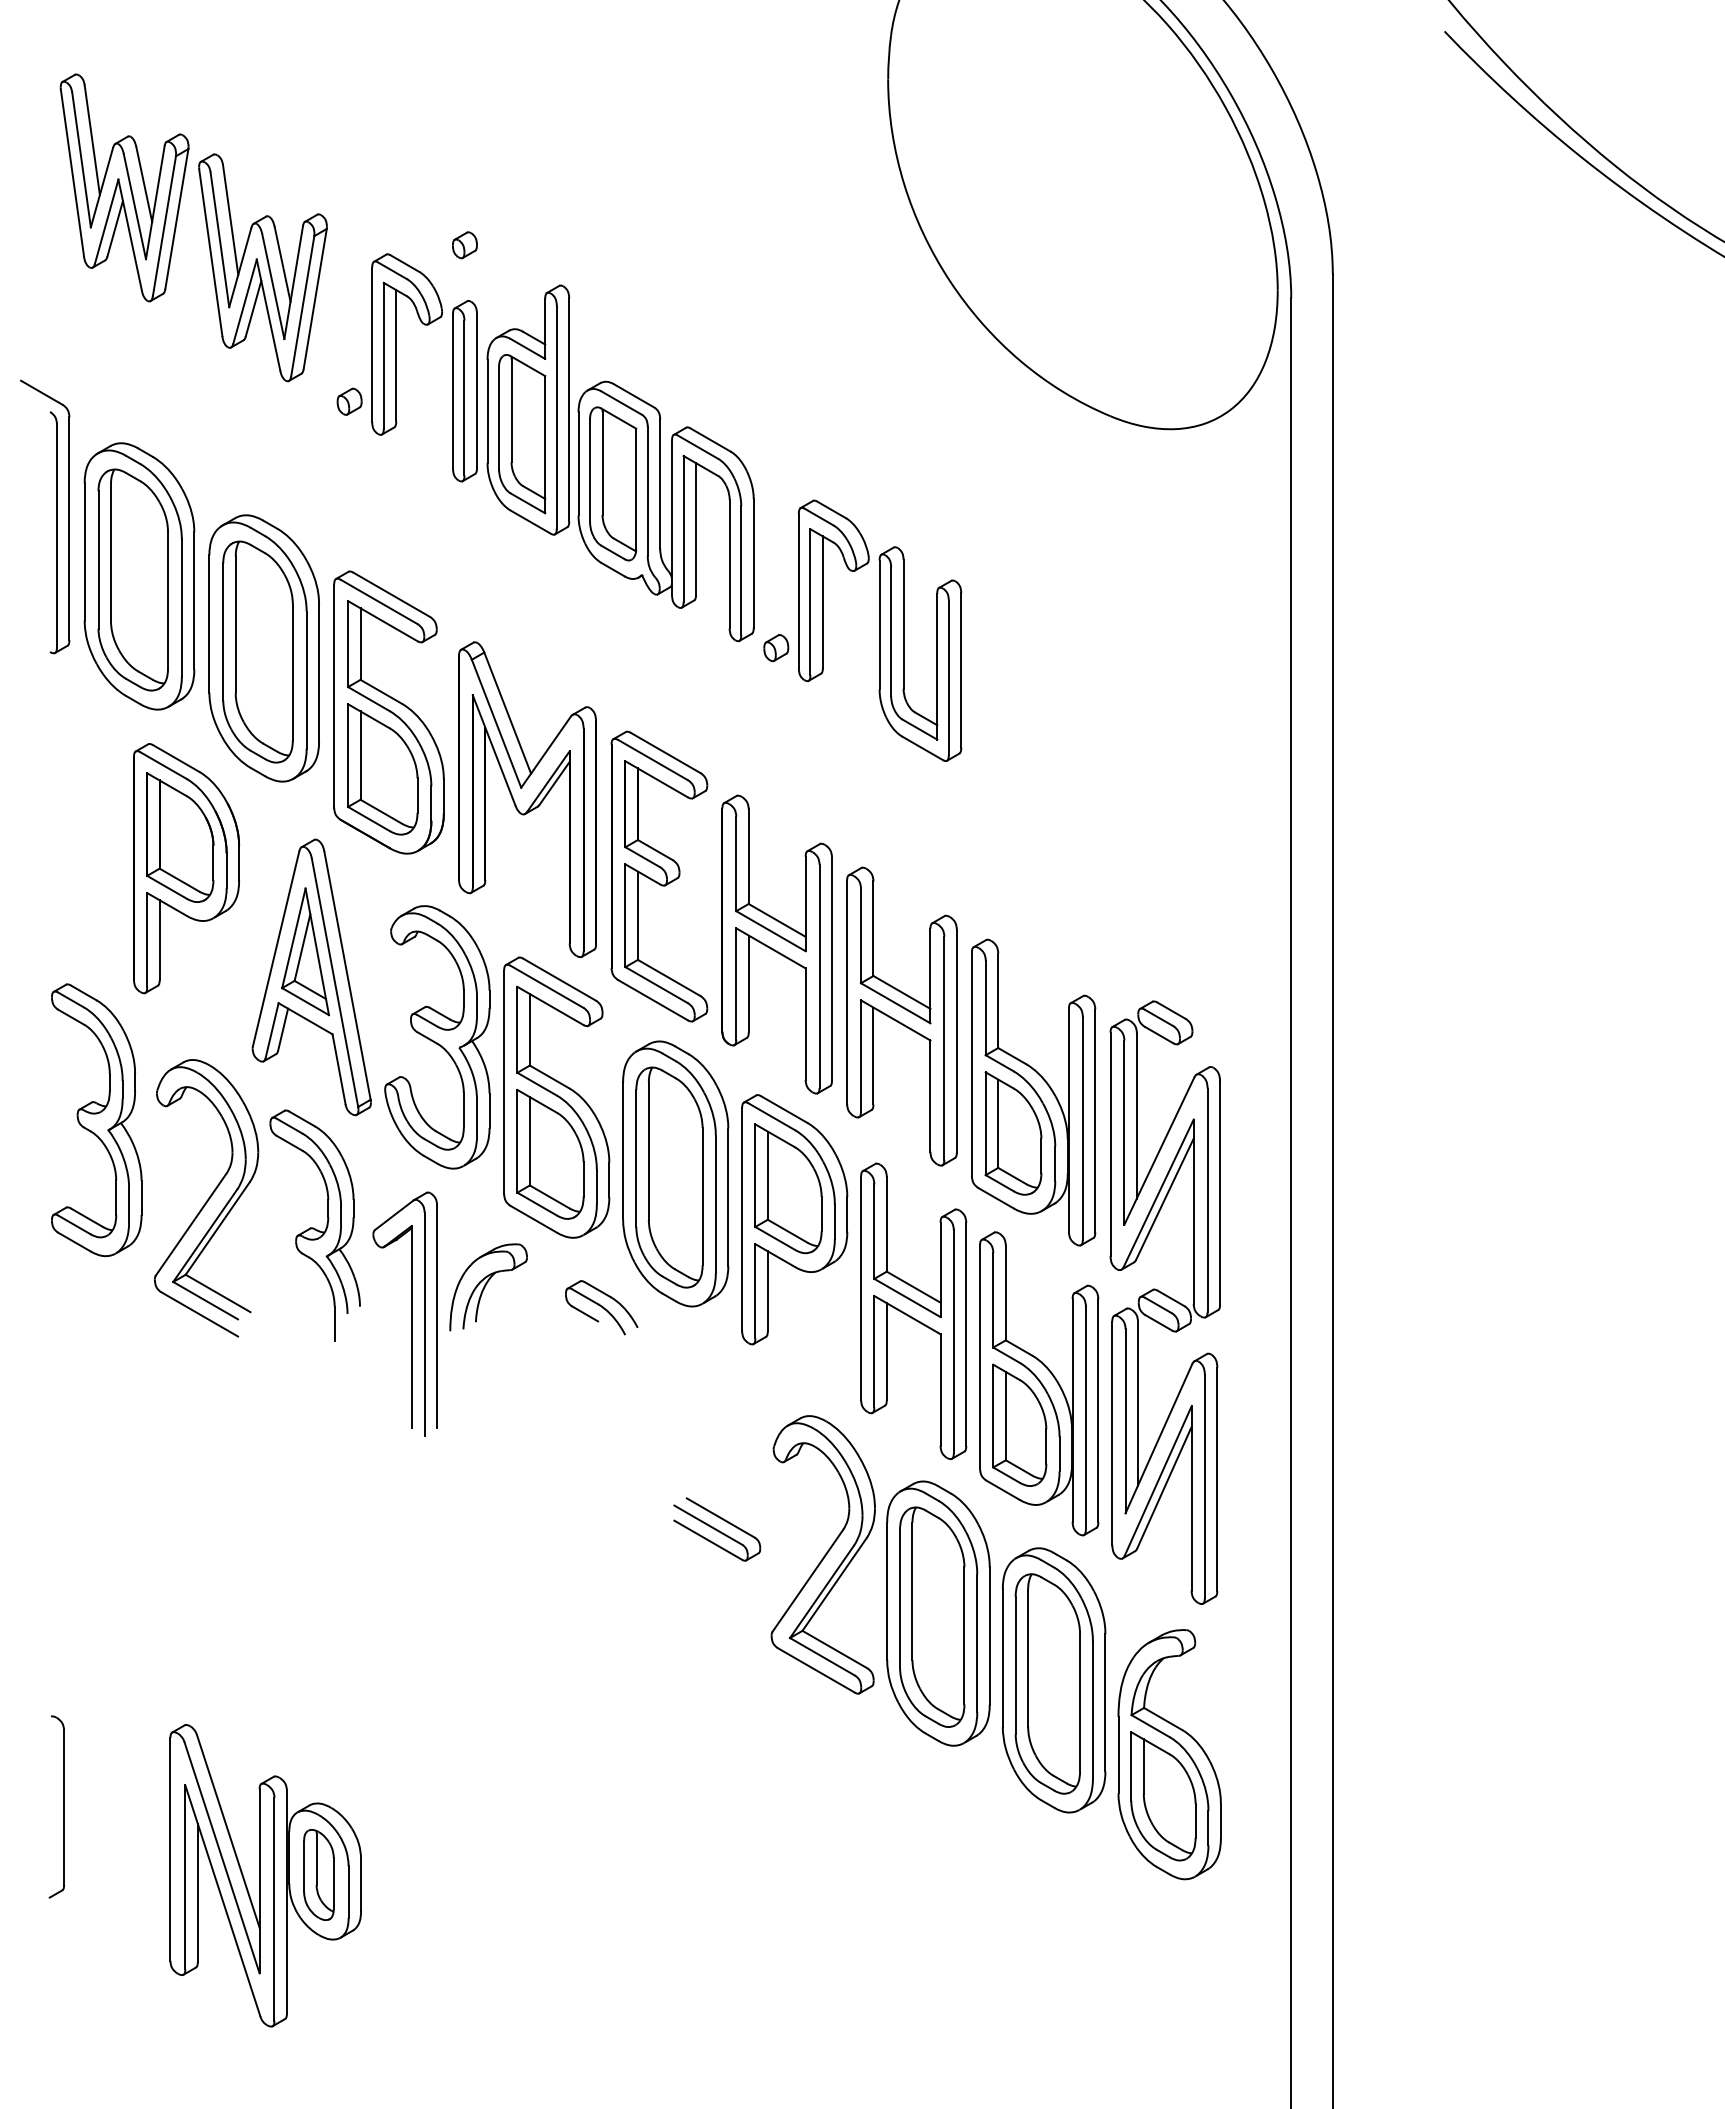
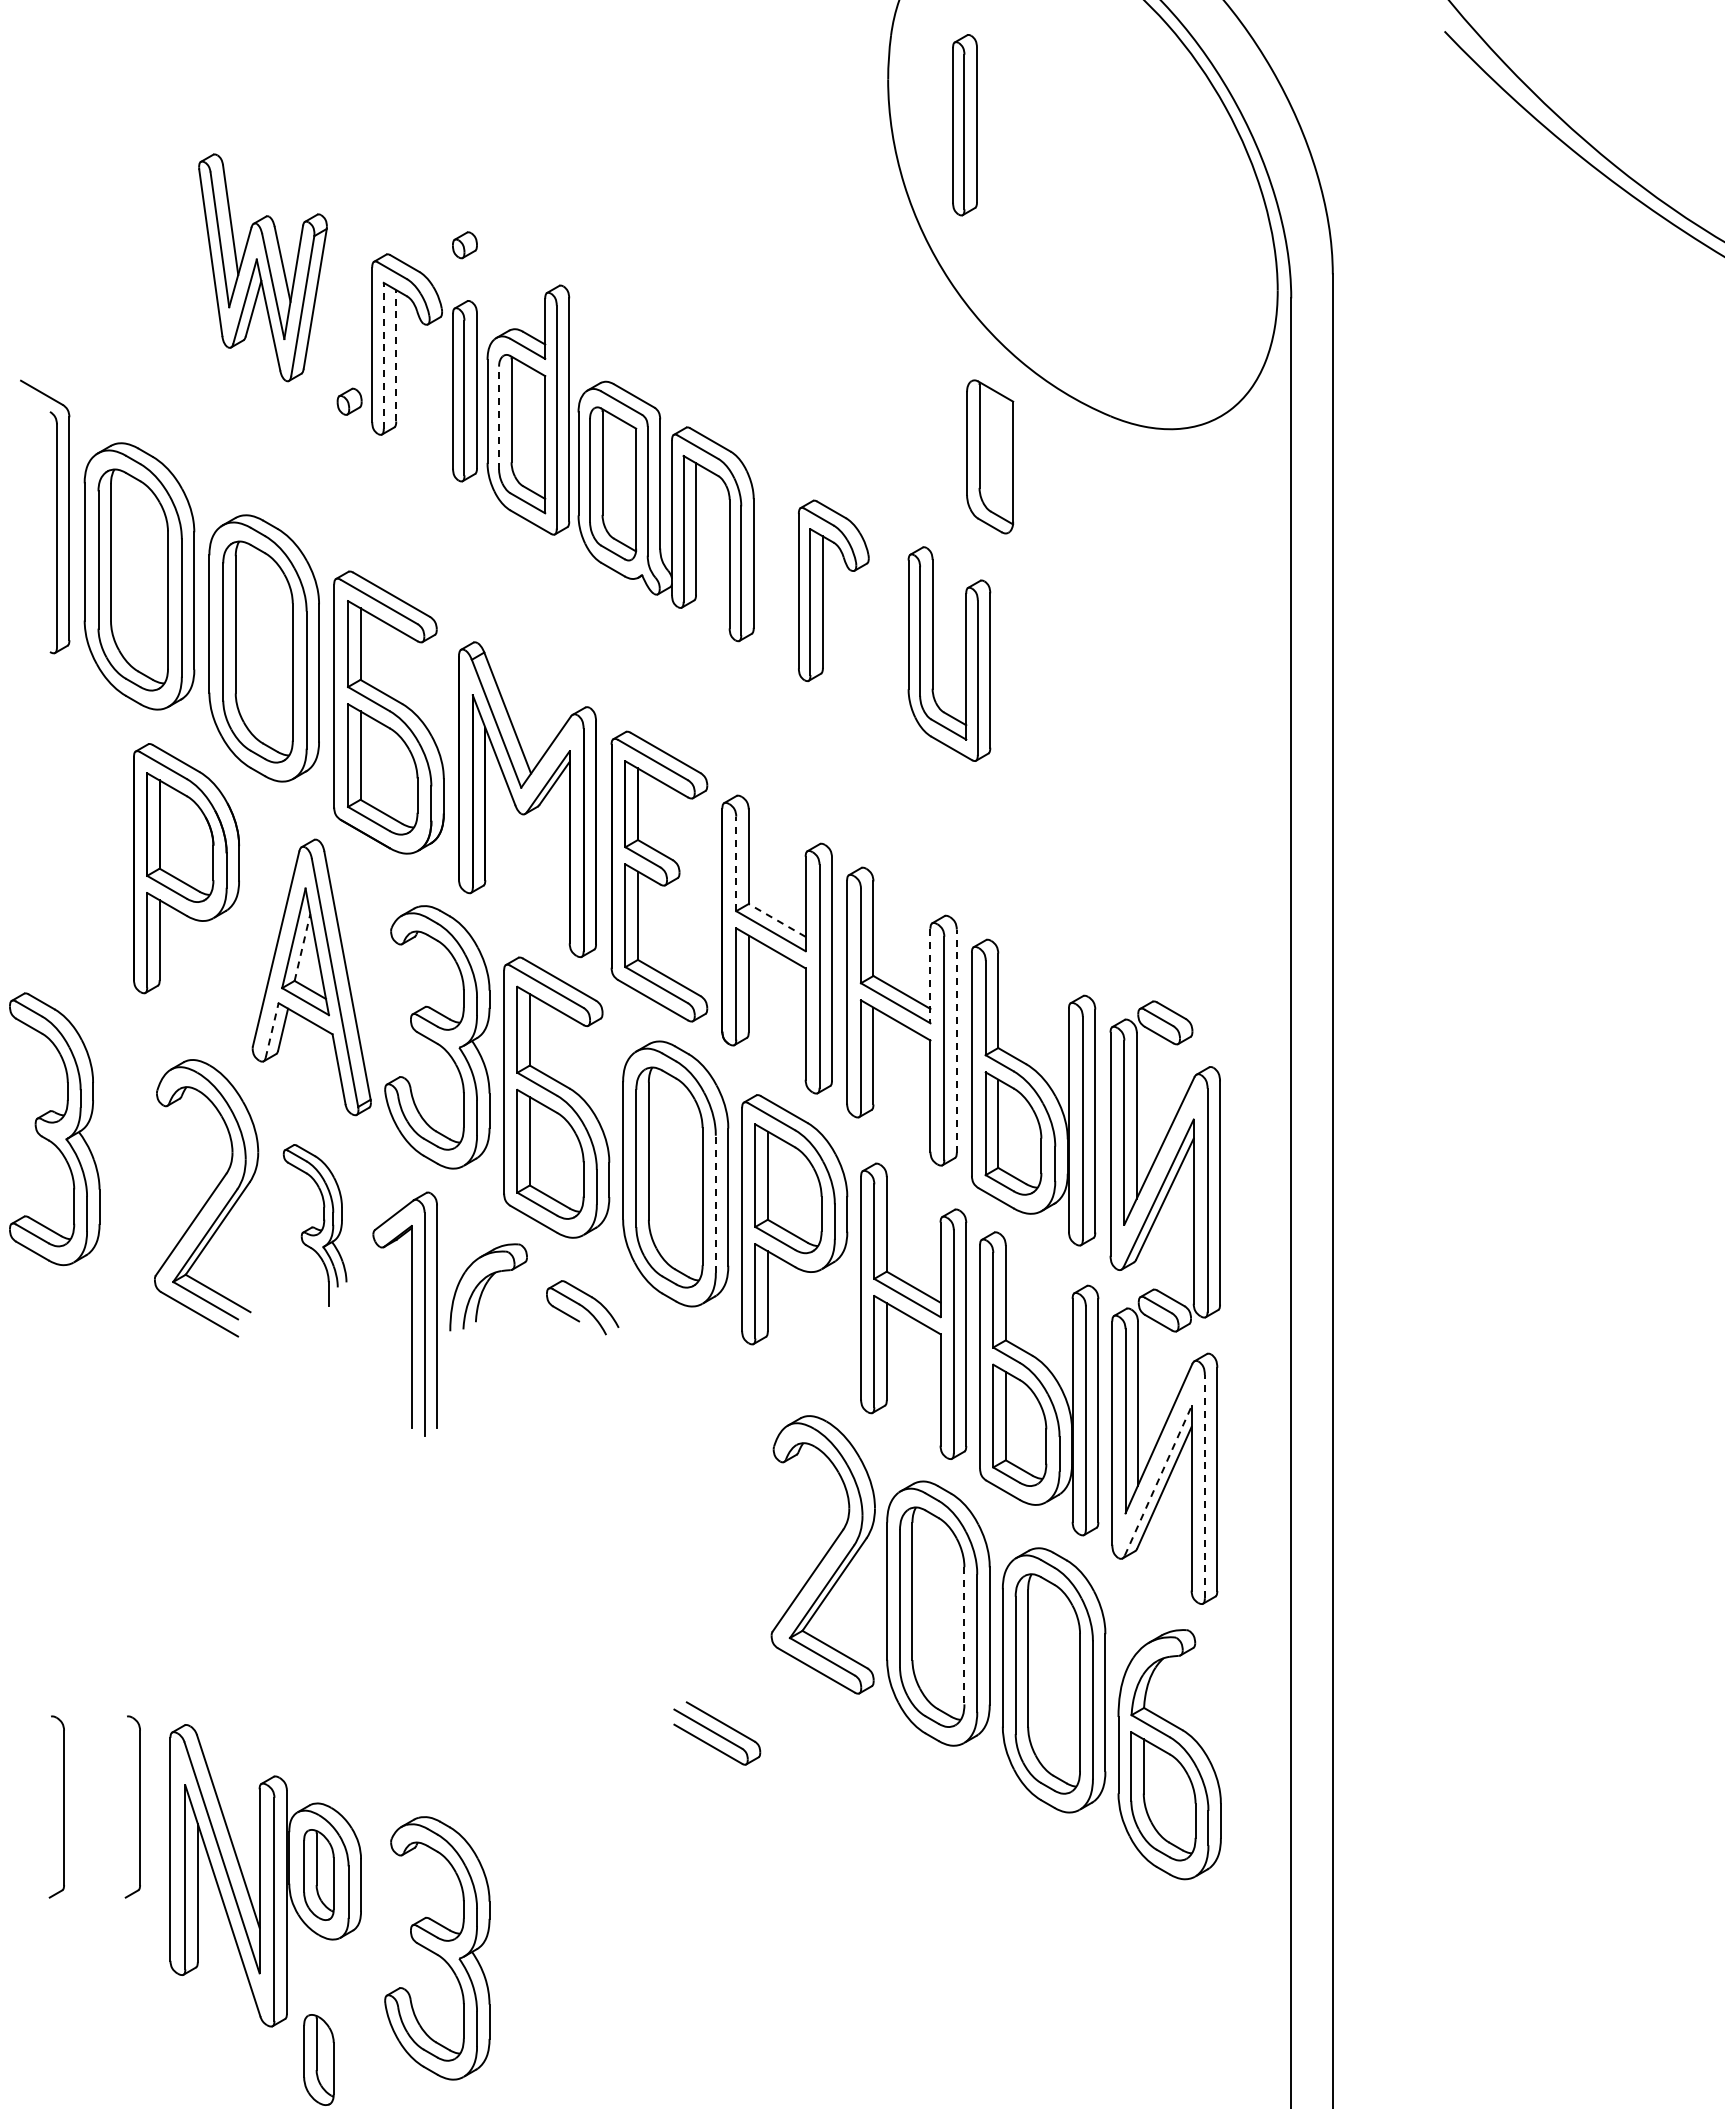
part: none -> present (964, 125)
part: present -> none (124, 187)
line: solid -> dashed (383, 355)
line: solid -> dashed (396, 355)
line: solid -> dashed (499, 417)
part: none -> present (990, 456)
part: present -> none (776, 648)
part position: (904, 653) -> (933, 653) (933, 653)
line: solid -> dashed (736, 863)
line: solid -> dashed (777, 920)
line: solid -> dashed (302, 947)
line: solid -> dashed (930, 976)
line: solid -> dashed (272, 1030)
line: solid -> dashed (956, 1040)
part position: (96, 1120) -> (54, 1129) (54, 1129)
line: solid -> dashed (715, 1204)
part size: 92x233 px -> 66x163 px (314, 1225)
part position: (601, 1307) -> (582, 1307) (582, 1307)
line: solid -> dashed (1158, 1480)
line: solid -> dashed (1204, 1486)
part position: (717, 1529) -> (717, 1733) (717, 1733)
line: solid -> dashed (964, 1635)
part: none -> present (139, 1806)
part: none -> present (437, 1948)
part: none -> present (318, 2059)
